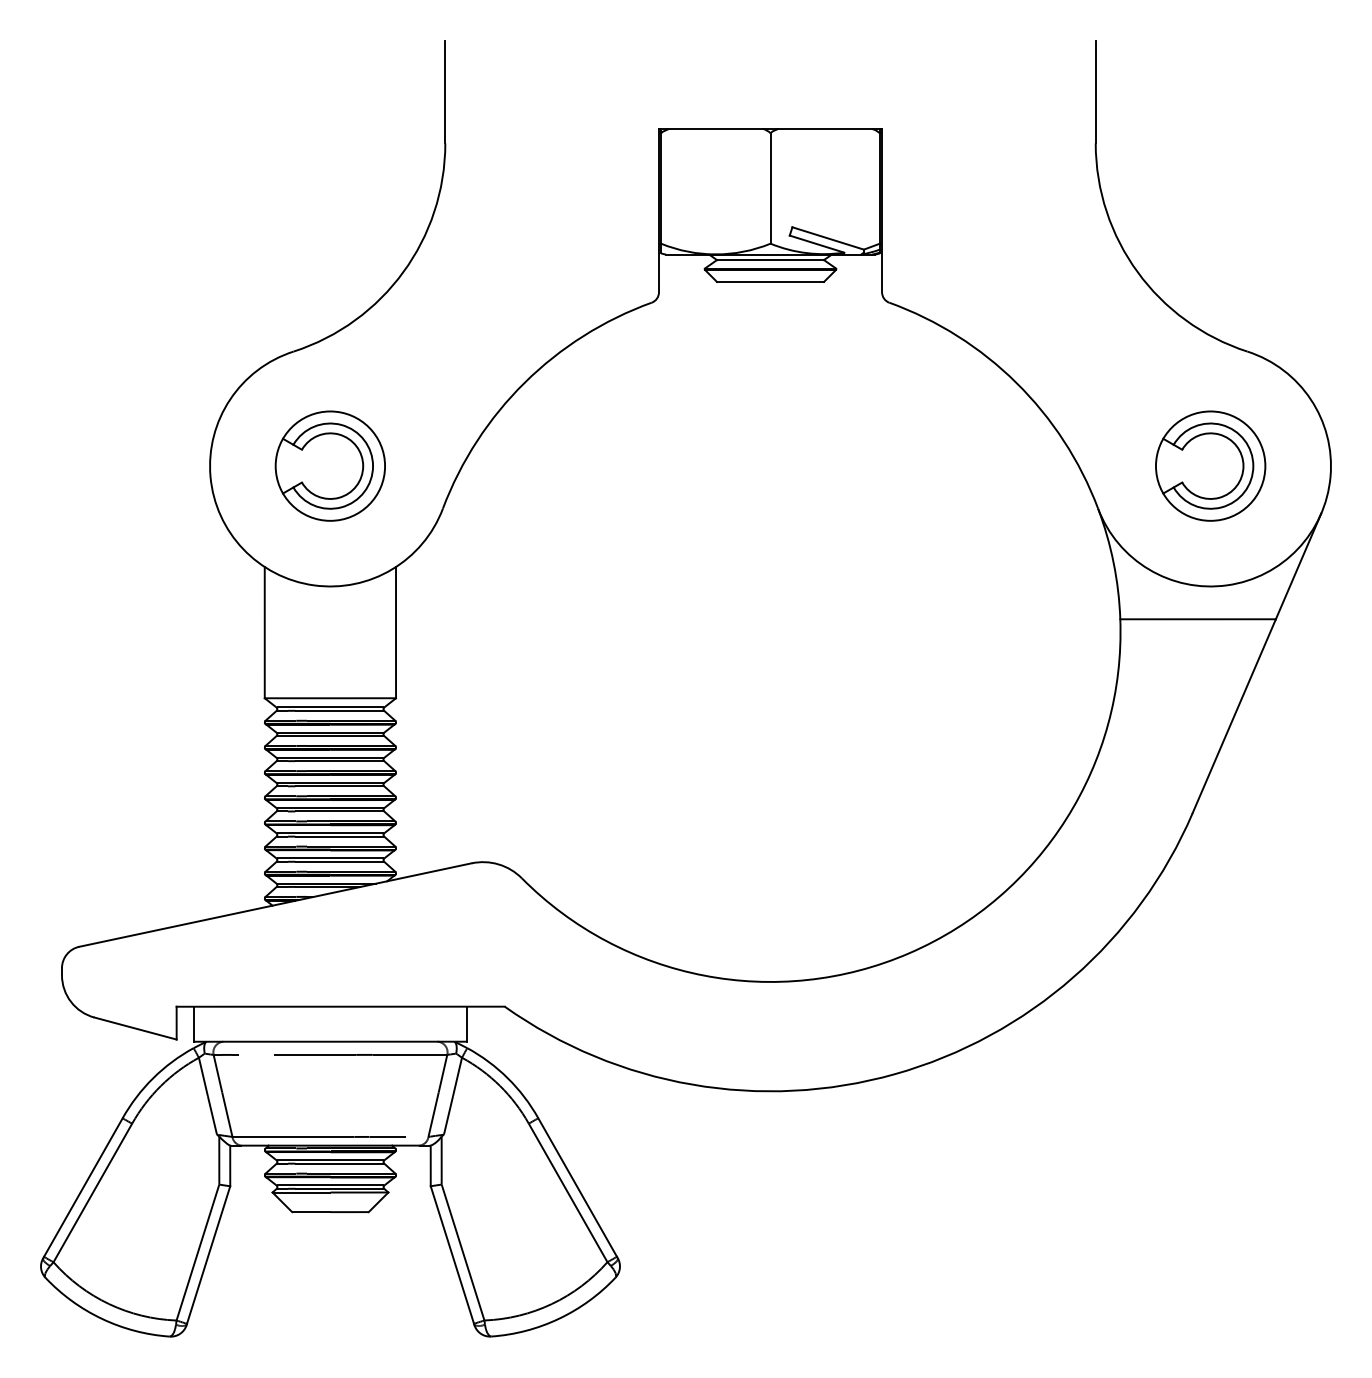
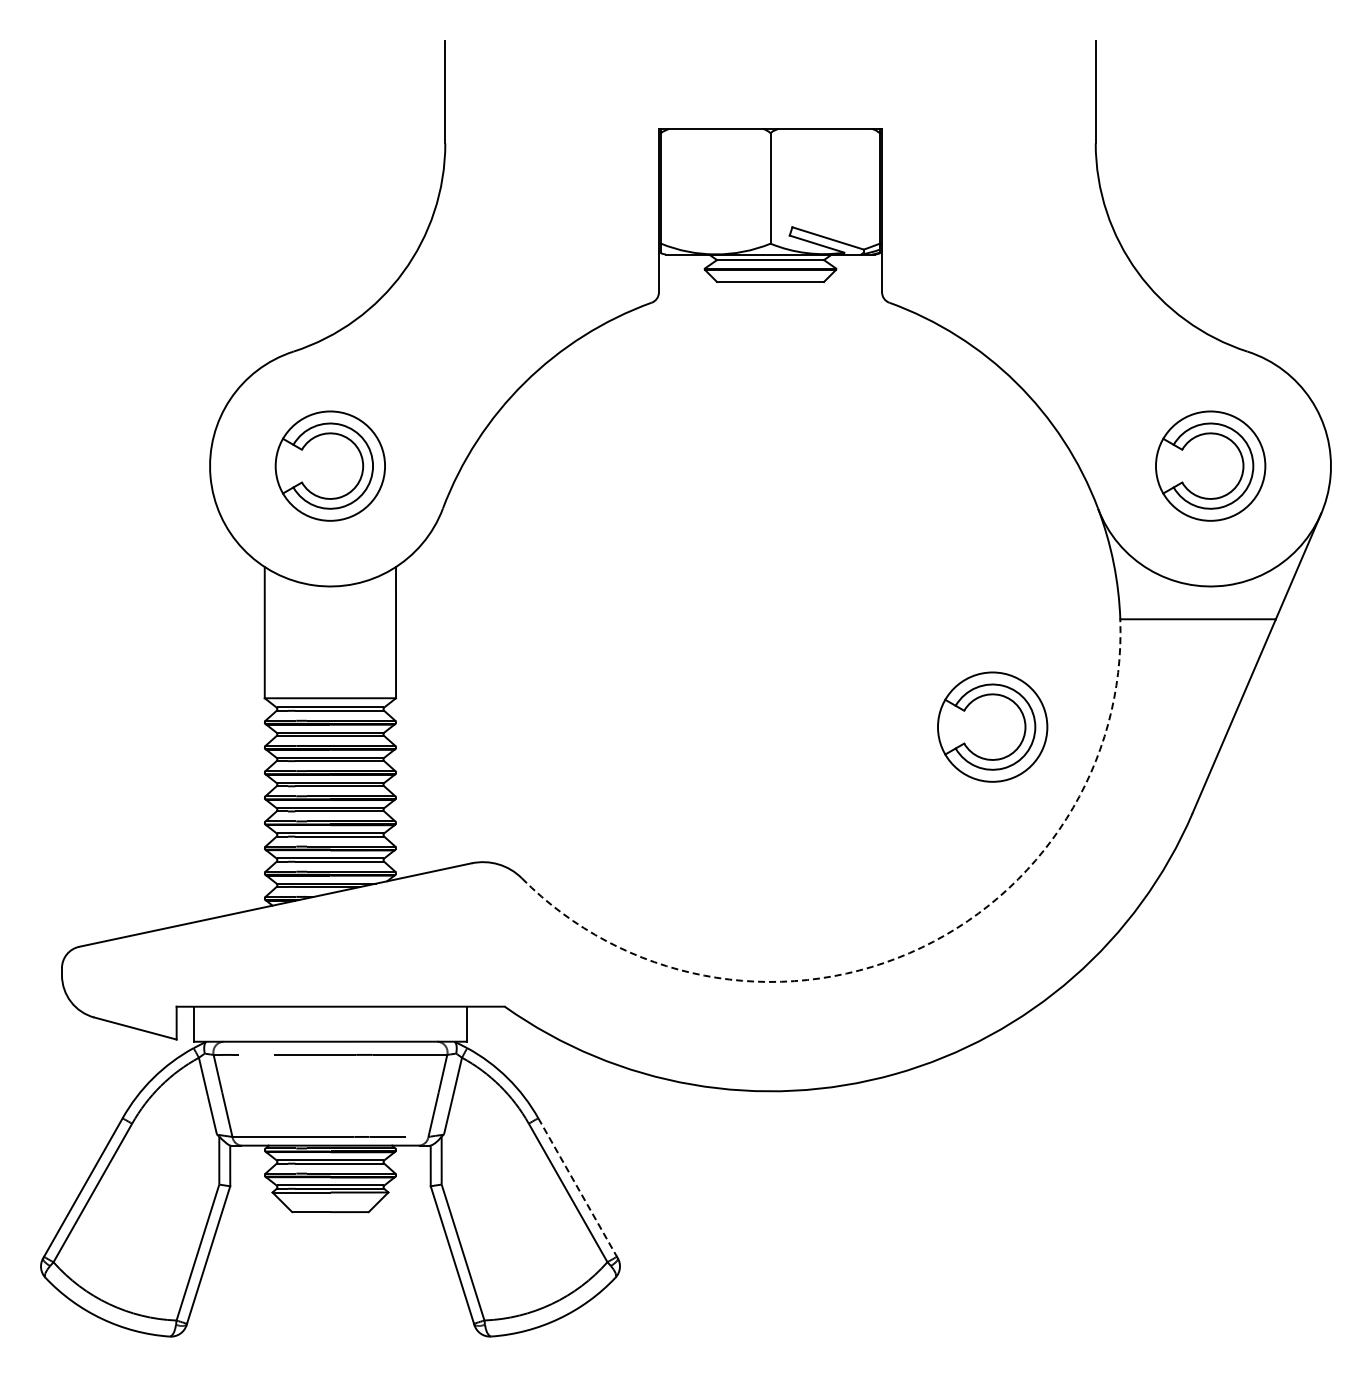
part: none -> present (992, 726)
arc: solid -> dashed (909, 953)
line: solid -> dashed (577, 1187)
